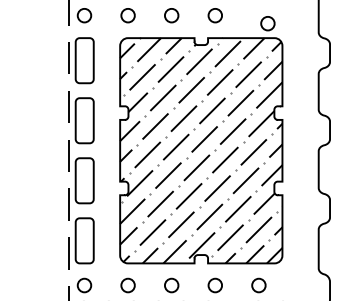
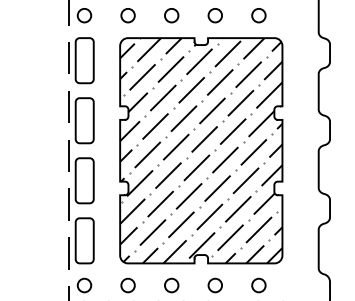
part position: (267, 23) -> (258, 15) (258, 15)
